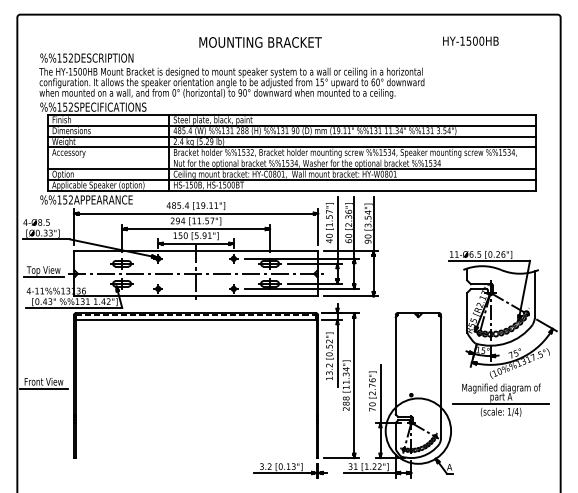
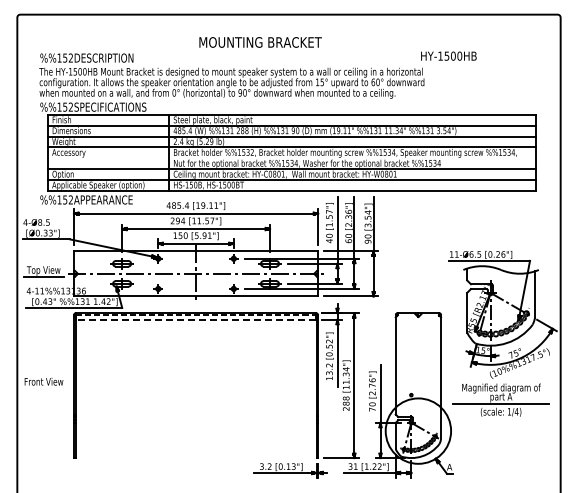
text position: (470, 40) -> (448, 55) (448, 55)
line: solid -> dashed (196, 319)
line: present -> none (43, 388)
